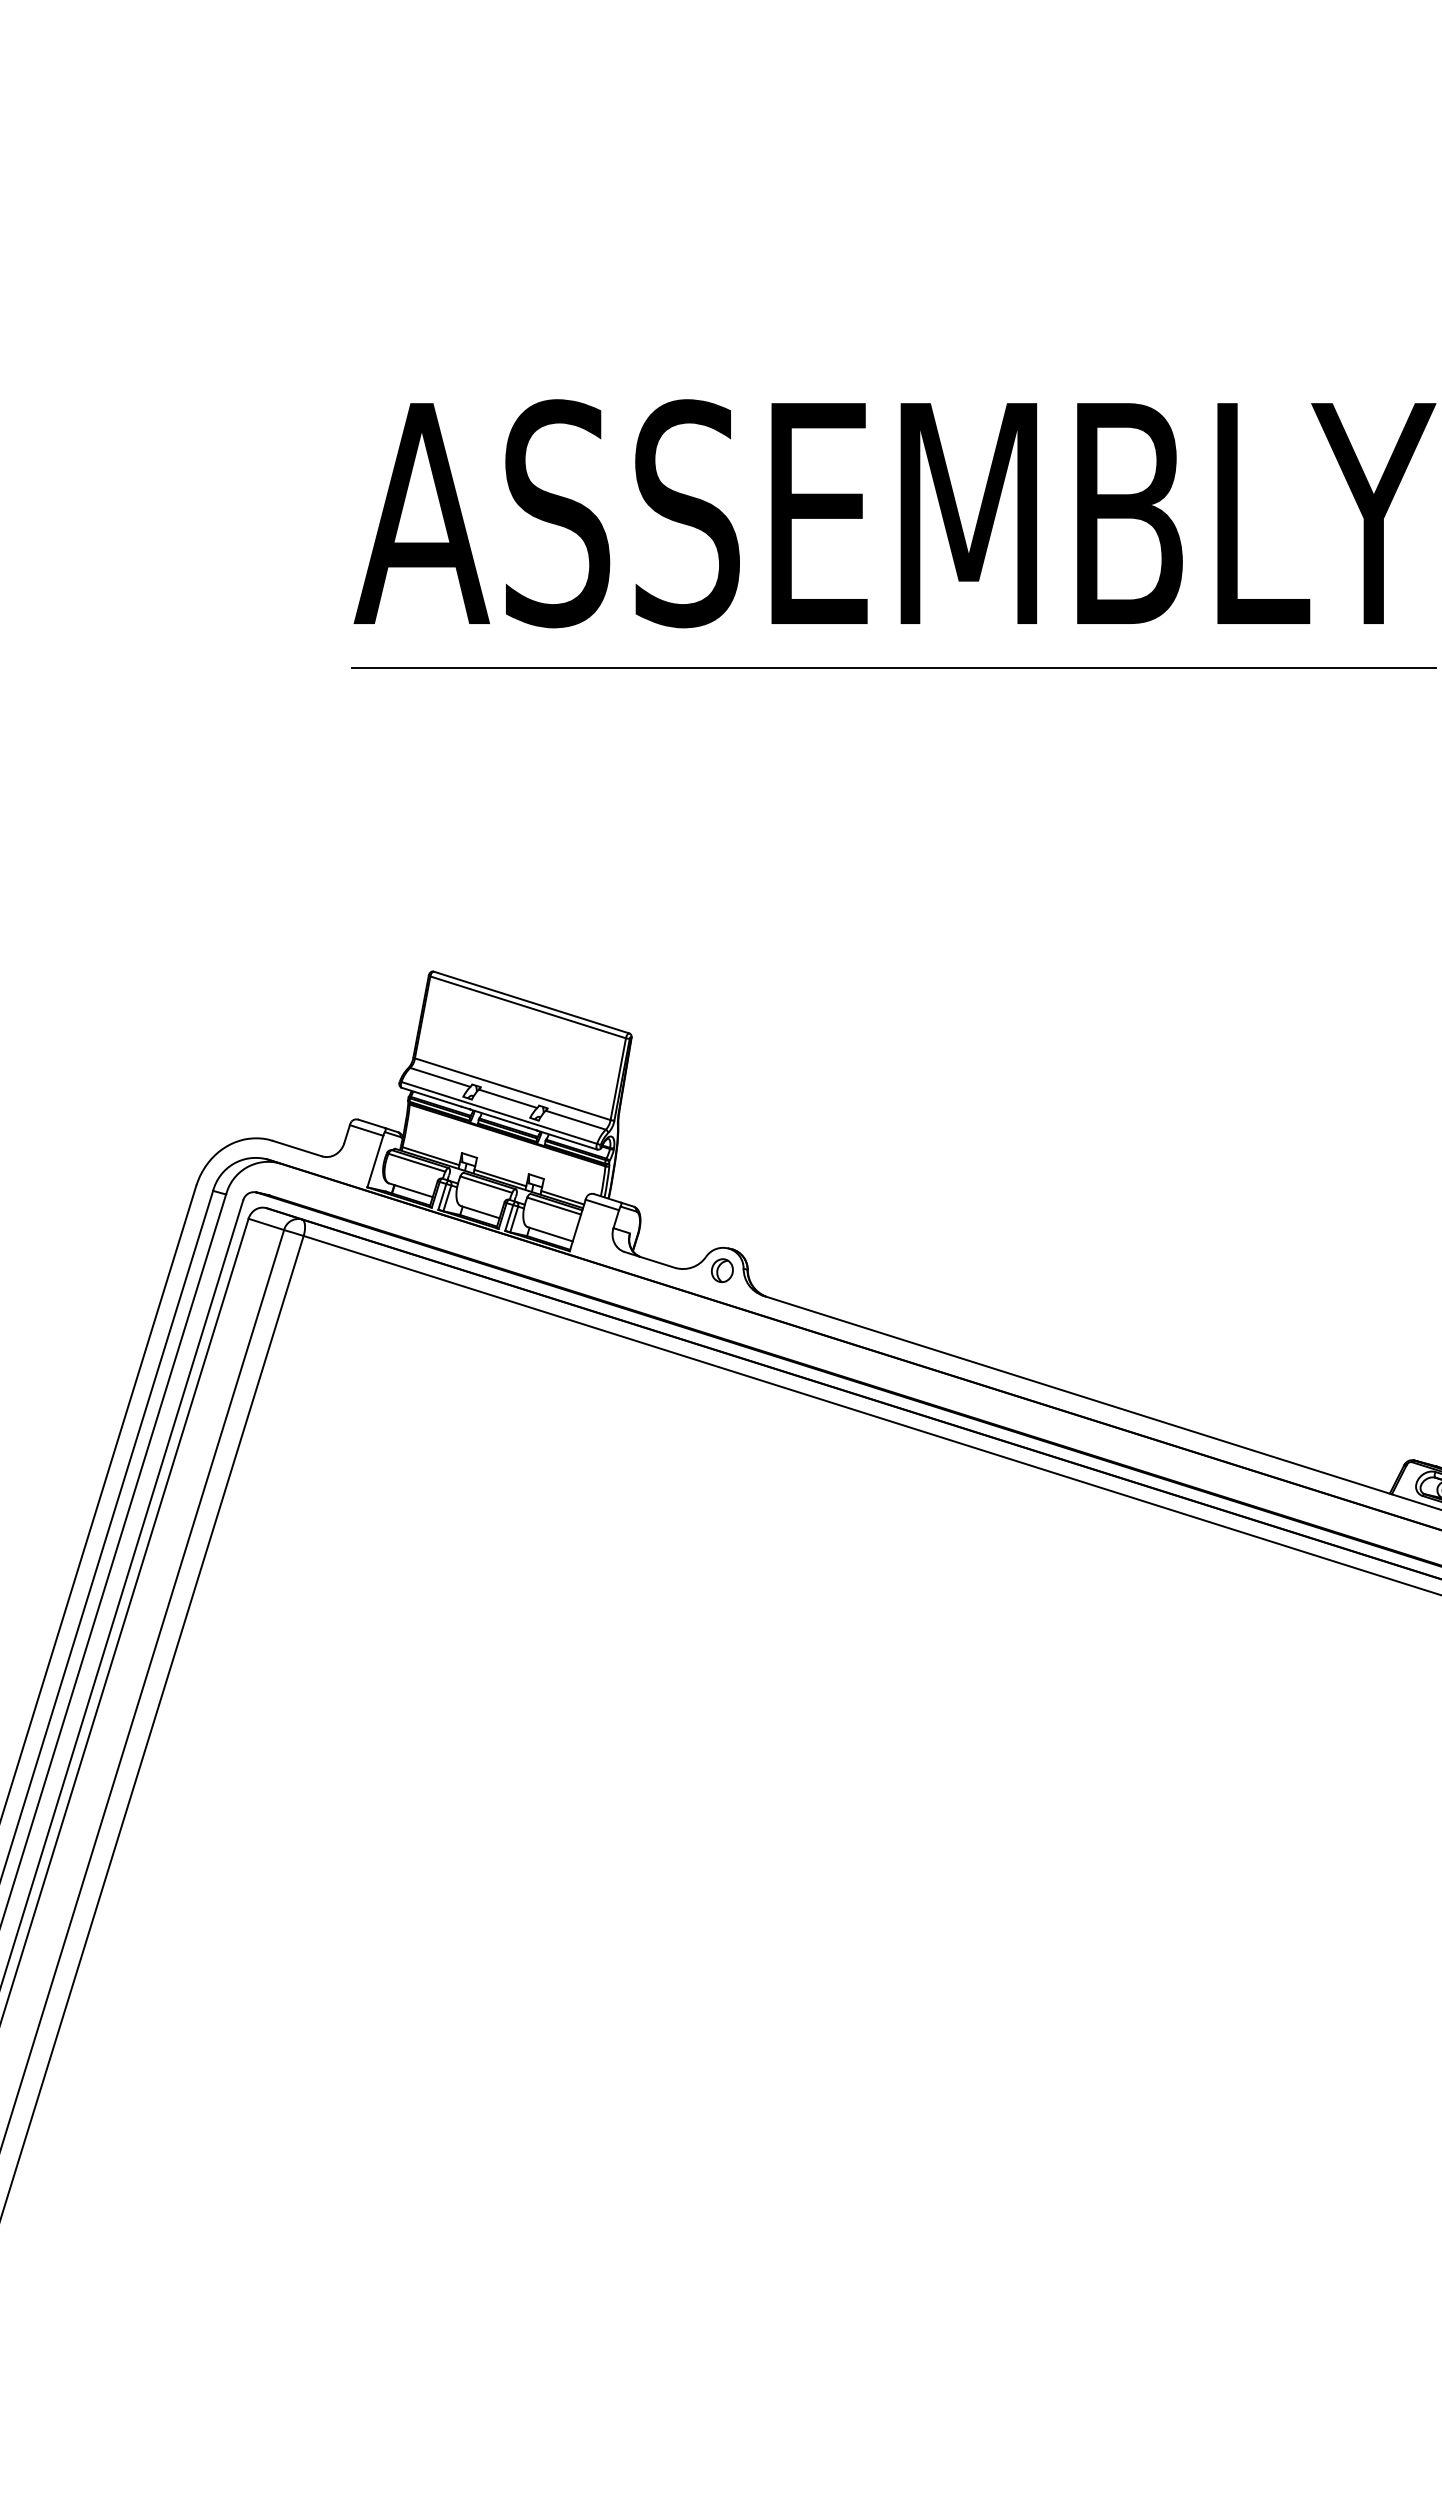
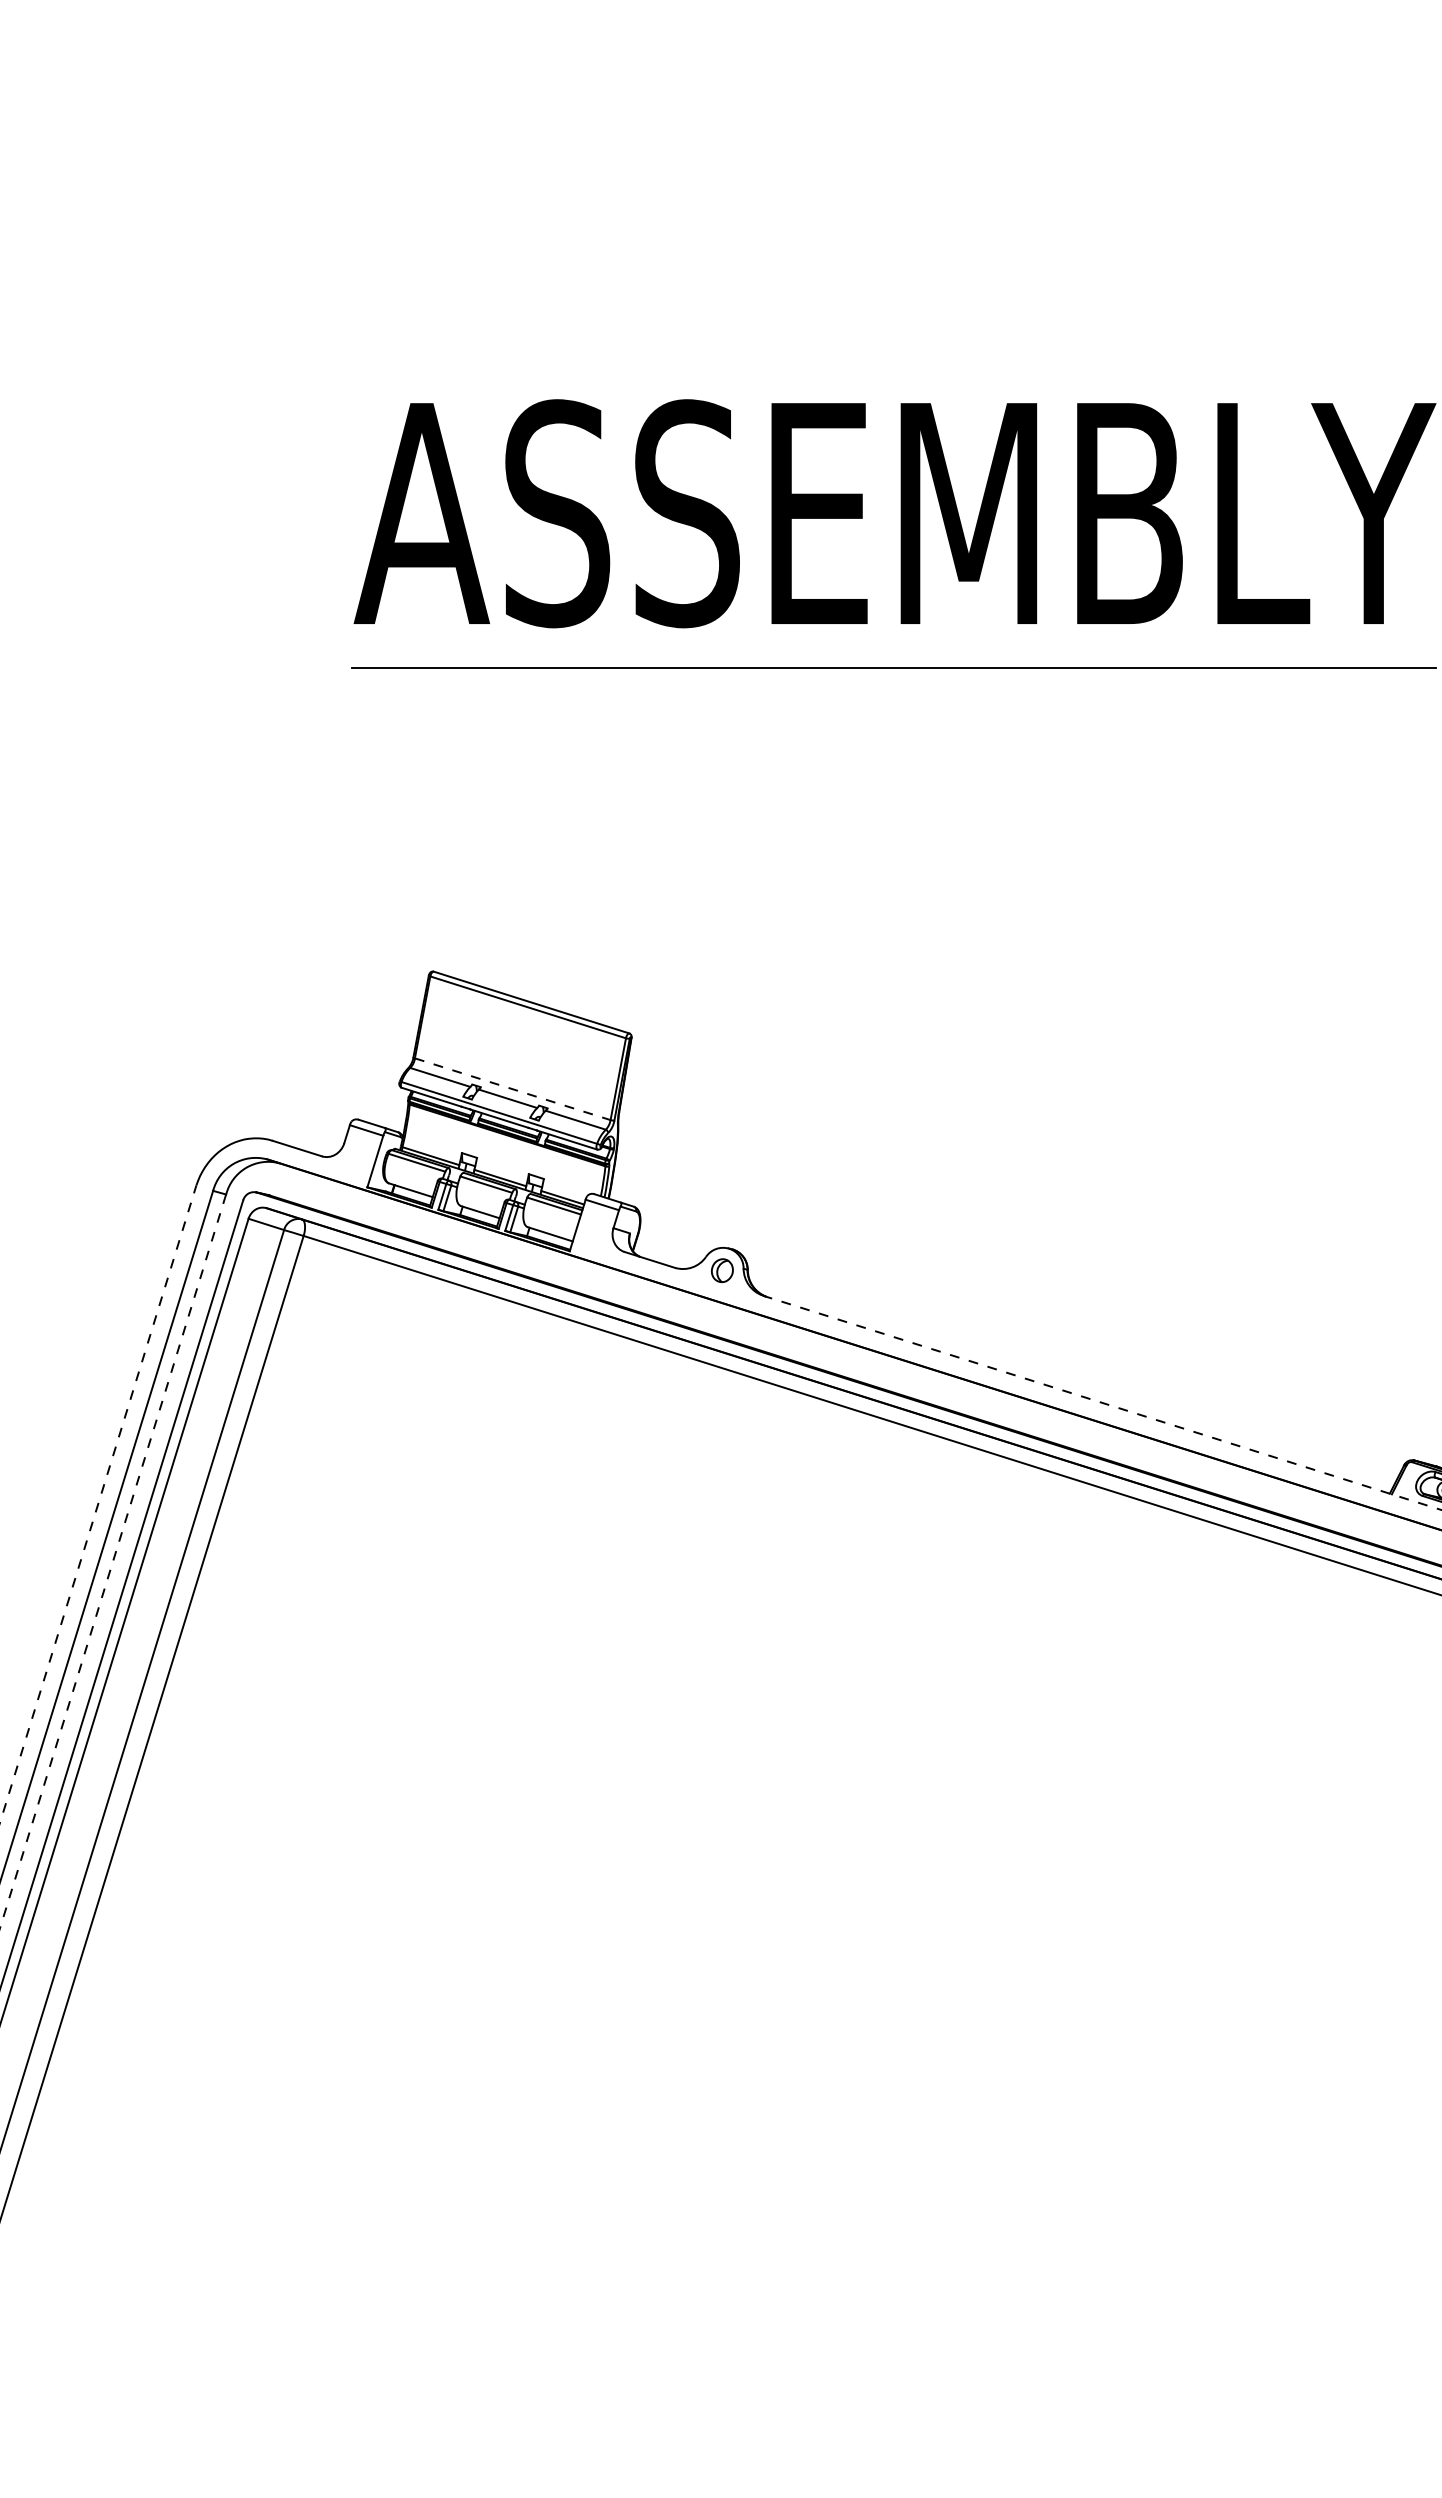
line: solid -> dashed (512, 1089)
line: solid -> dashed (1102, 1402)
line: solid -> dashed (98, 1503)
line: solid -> dashed (113, 1561)
